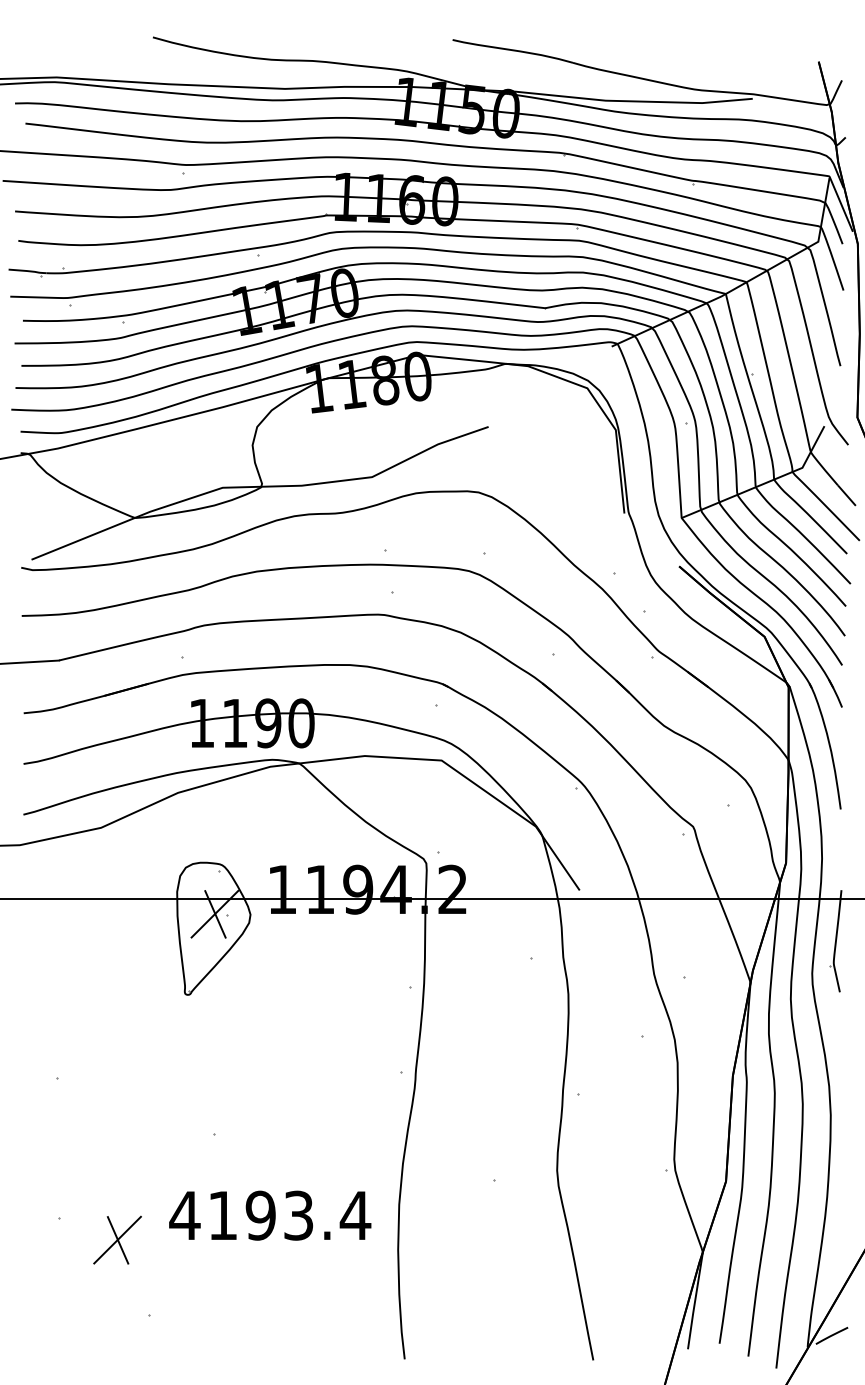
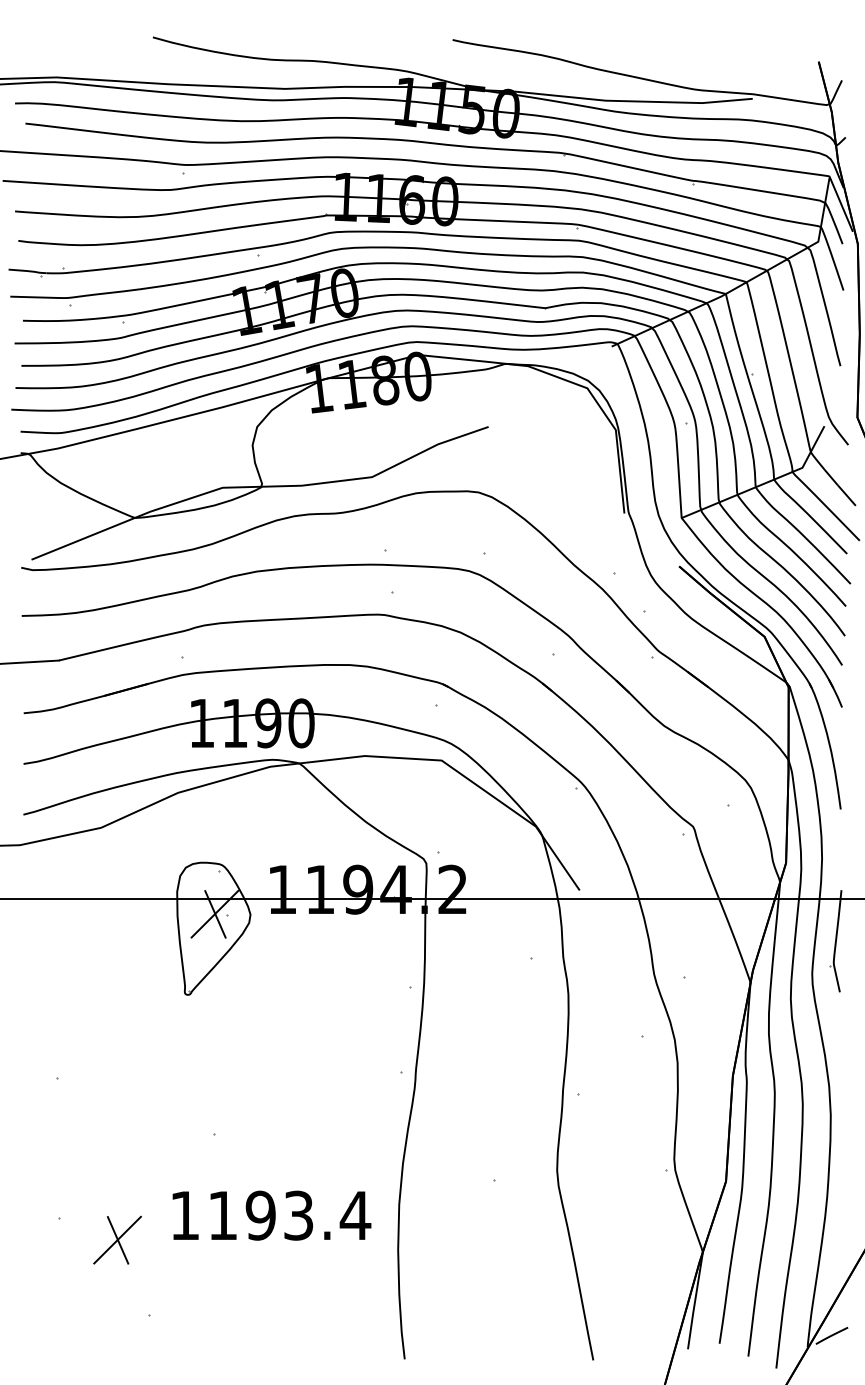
text: 4193.4 -> 1193.4 (184, 1215)
